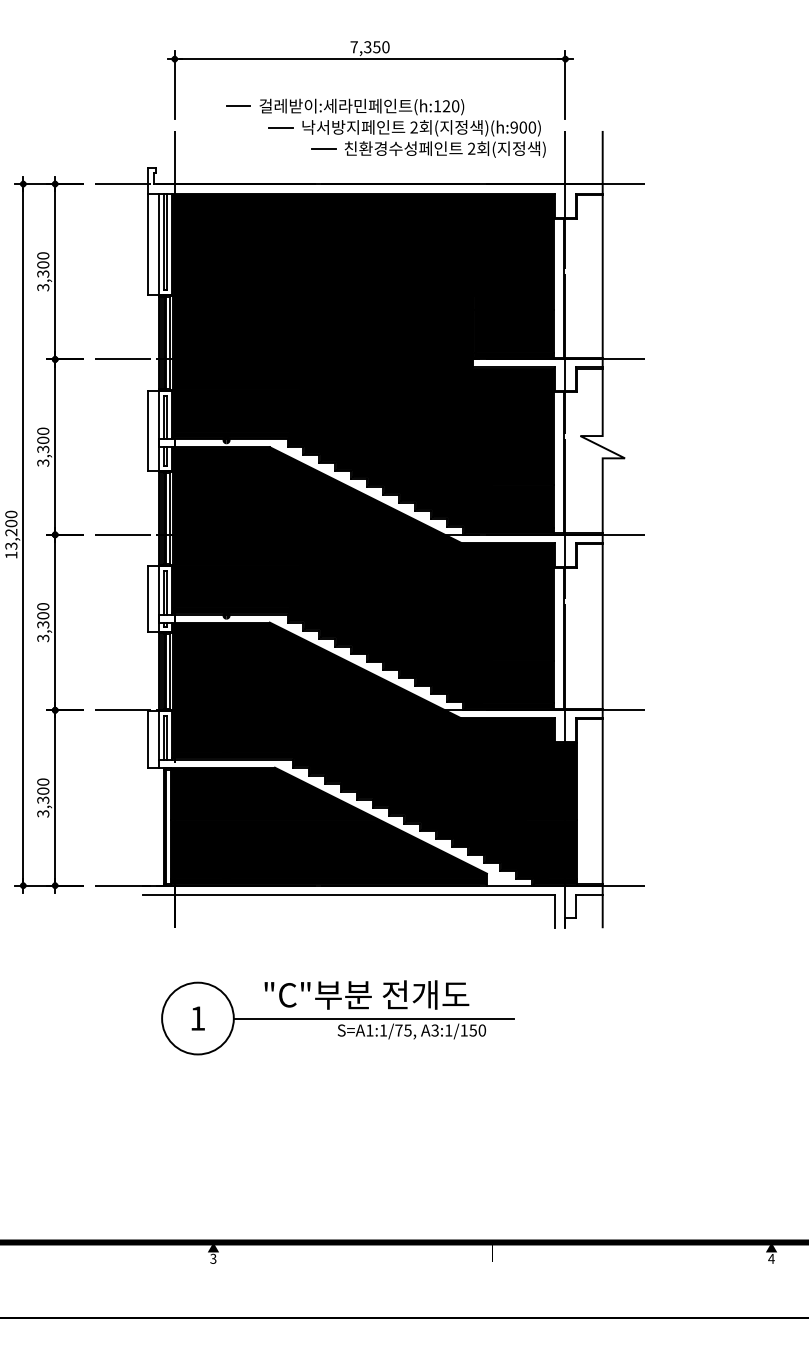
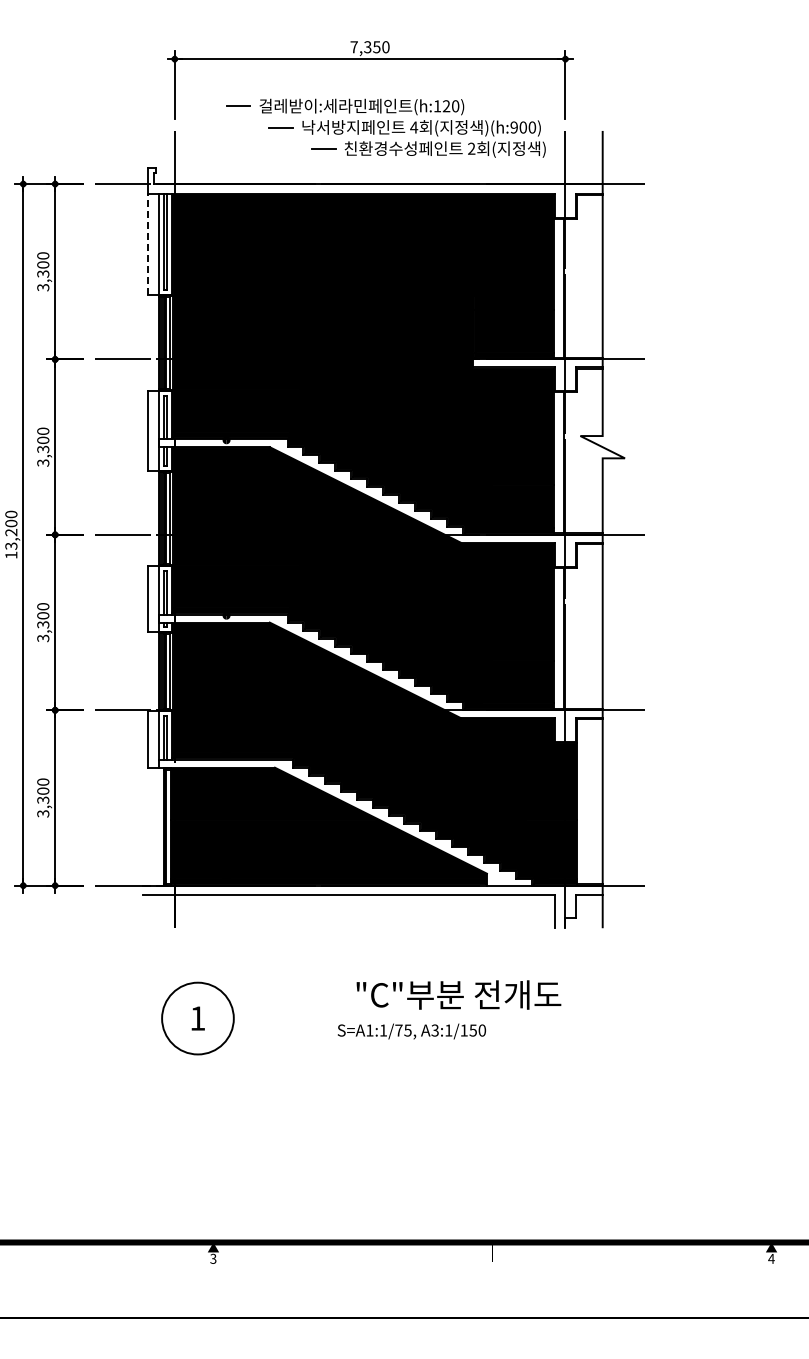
text: 2 -> 4 (414, 127)
line: solid -> dashed (148, 244)
text position: (366, 994) -> (458, 994) (458, 994)
line: present -> none (373, 1018)
